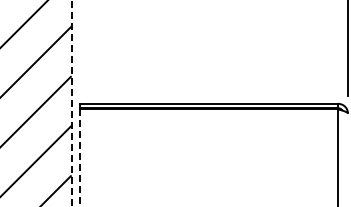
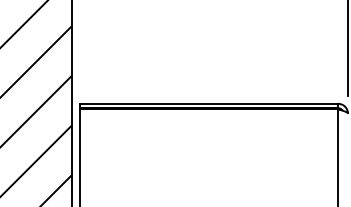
line: dashed -> solid (71, 103)
line: dashed -> solid (80, 158)
